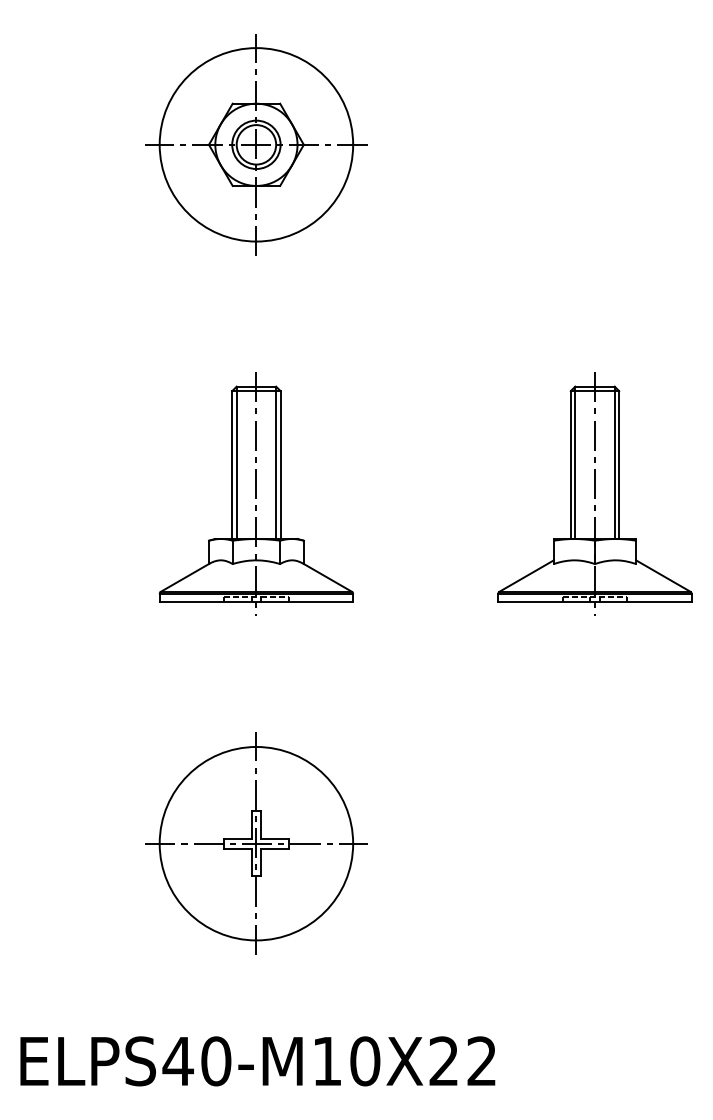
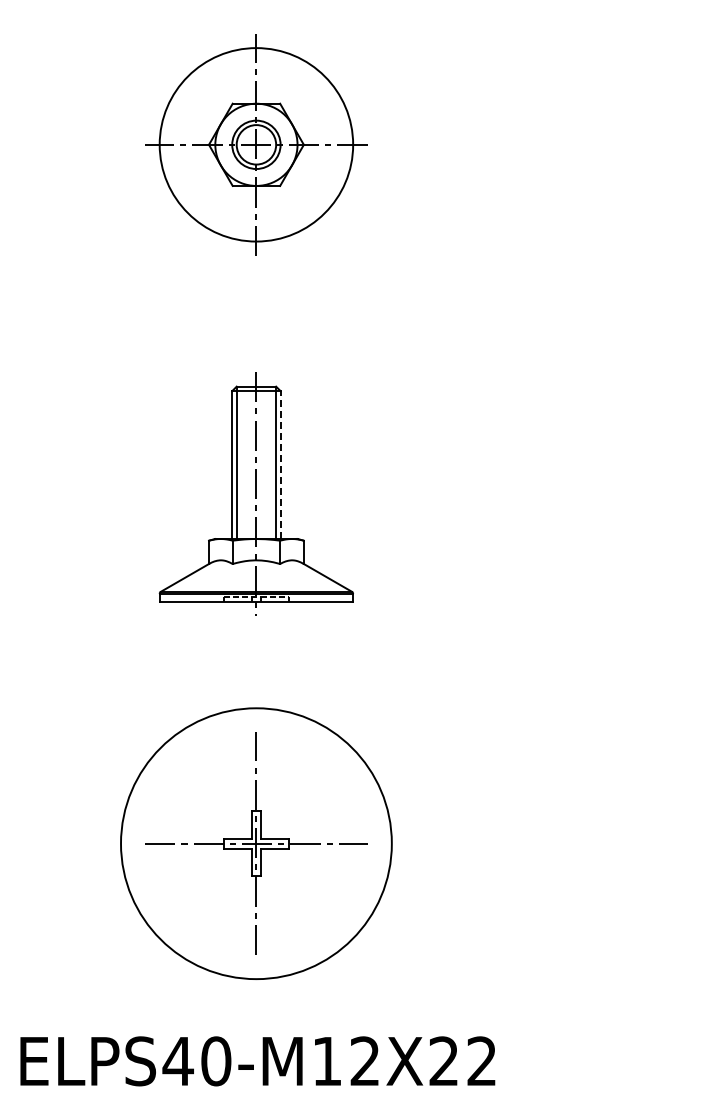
line: solid -> dashed (280, 465)
part: present -> none (594, 493)
circle diameter: 193 px -> 271 px (256, 843)
text: ELPS40-M10X22 -> ELPS40-M12X22 (365, 1061)
